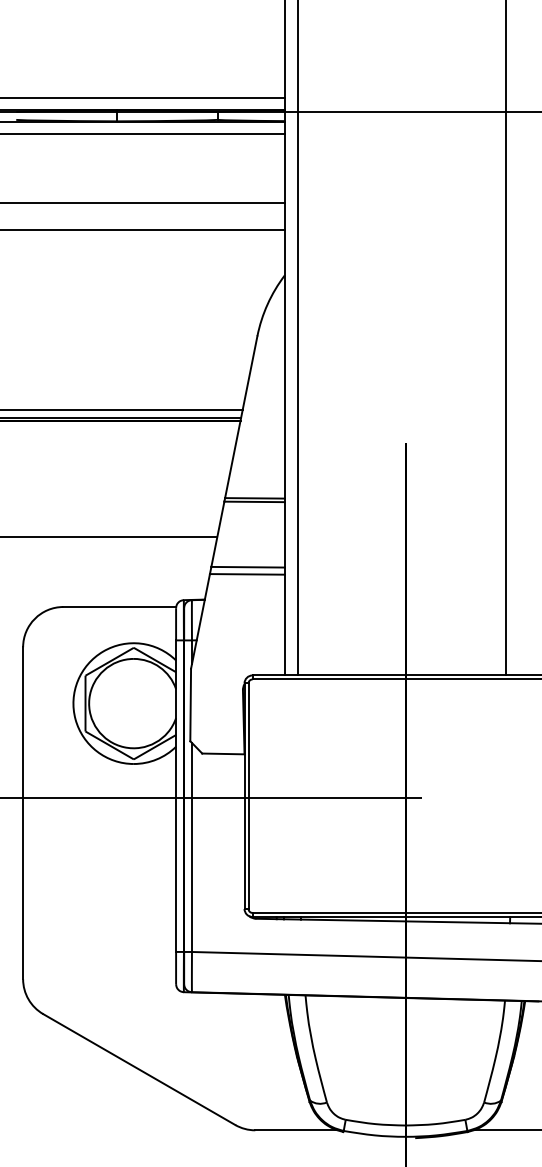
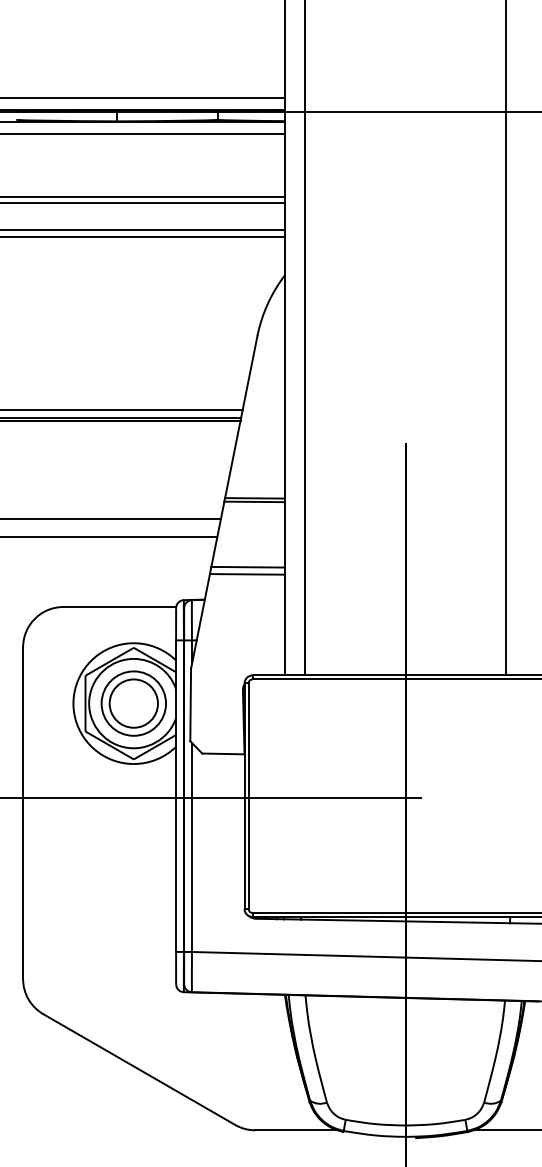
line: none -> present (143, 197)
line: none -> present (143, 236)
line position: (297, 338) -> (304, 338) (304, 338)
line: none -> present (111, 518)
part: none -> present (133, 703)
